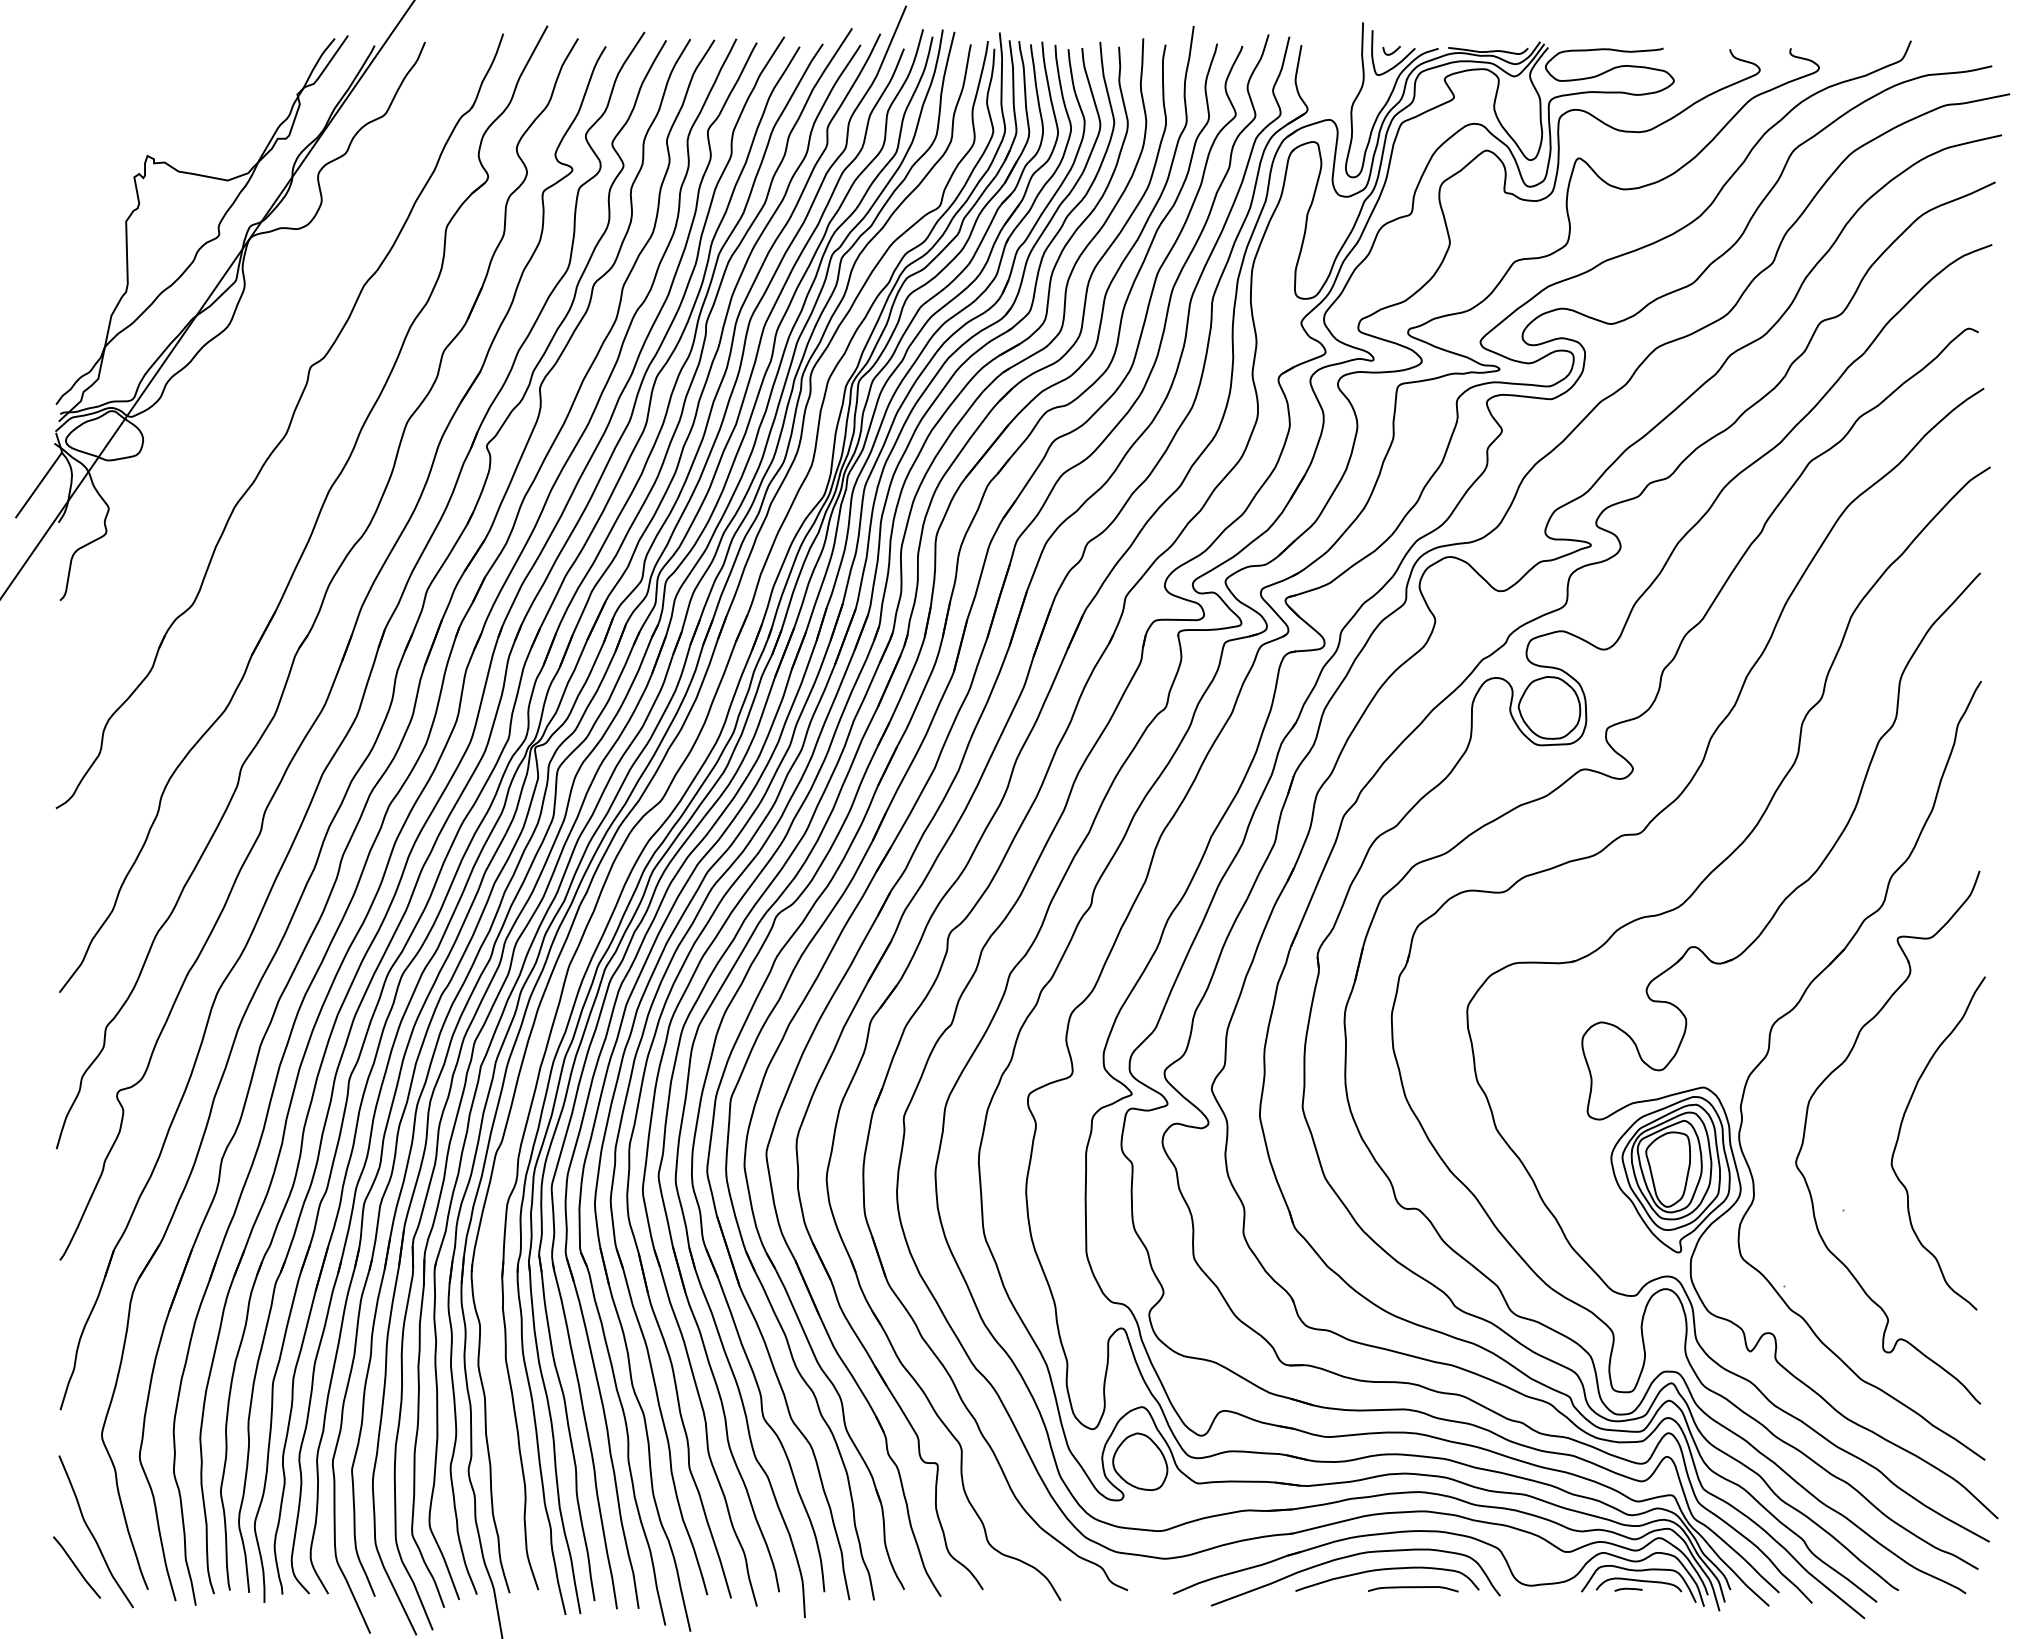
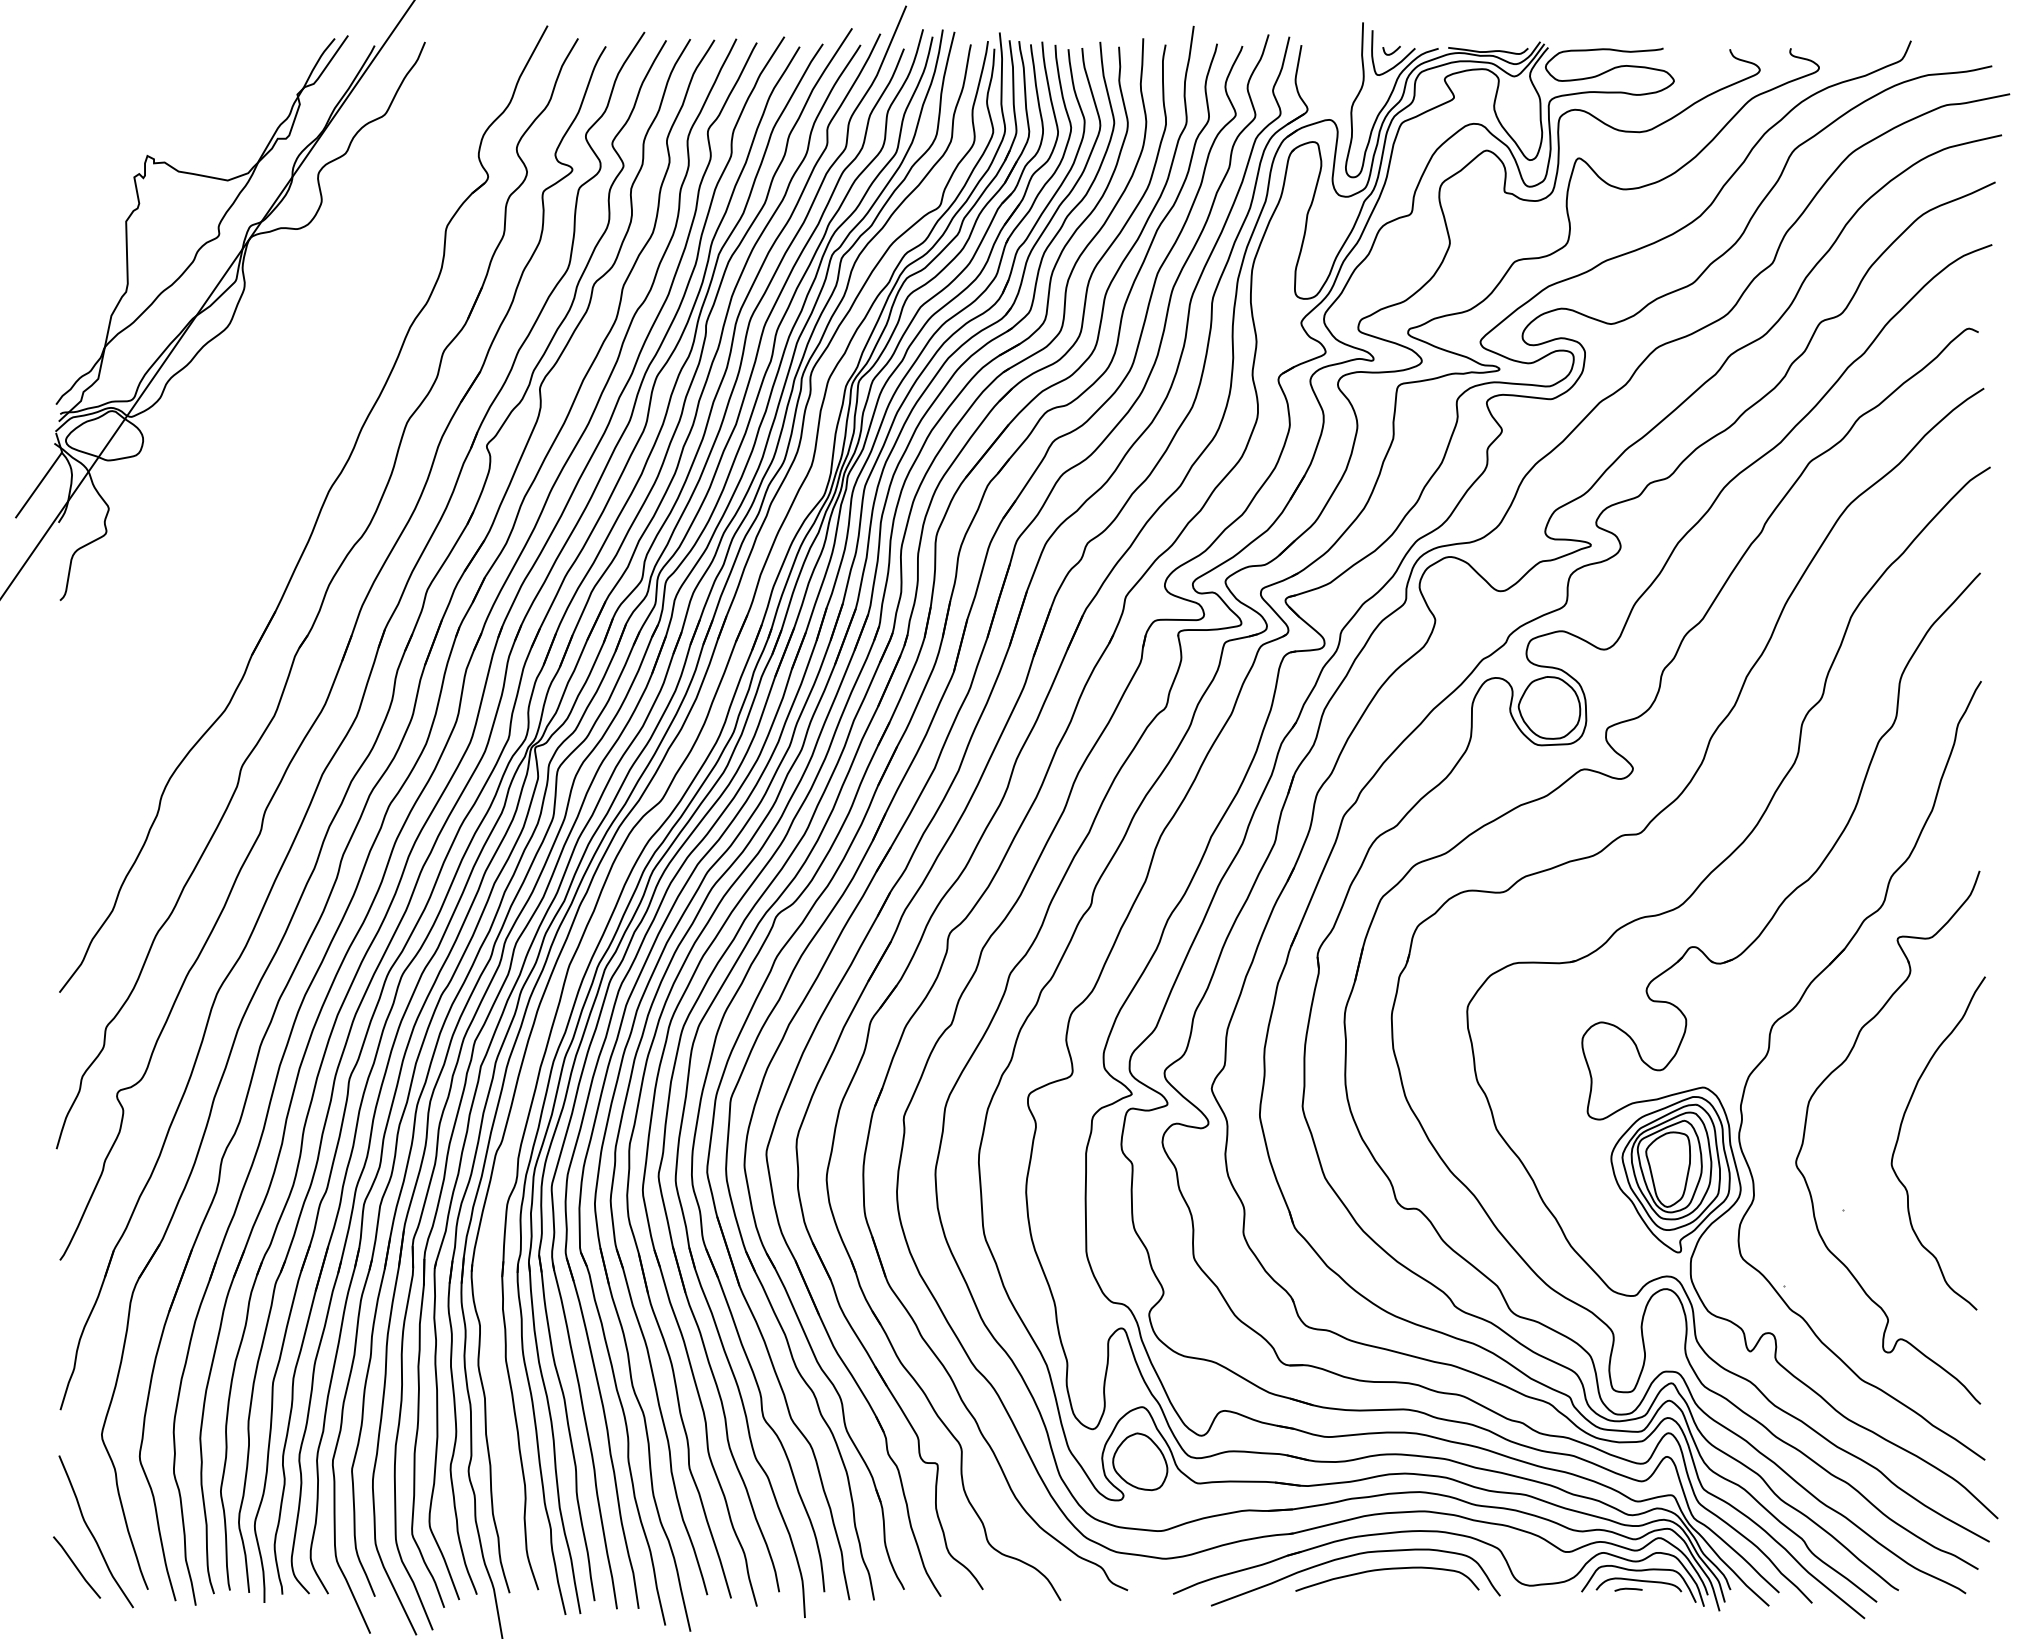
part: present -> none (288, 425)
curve: present -> none (1413, 1588)
